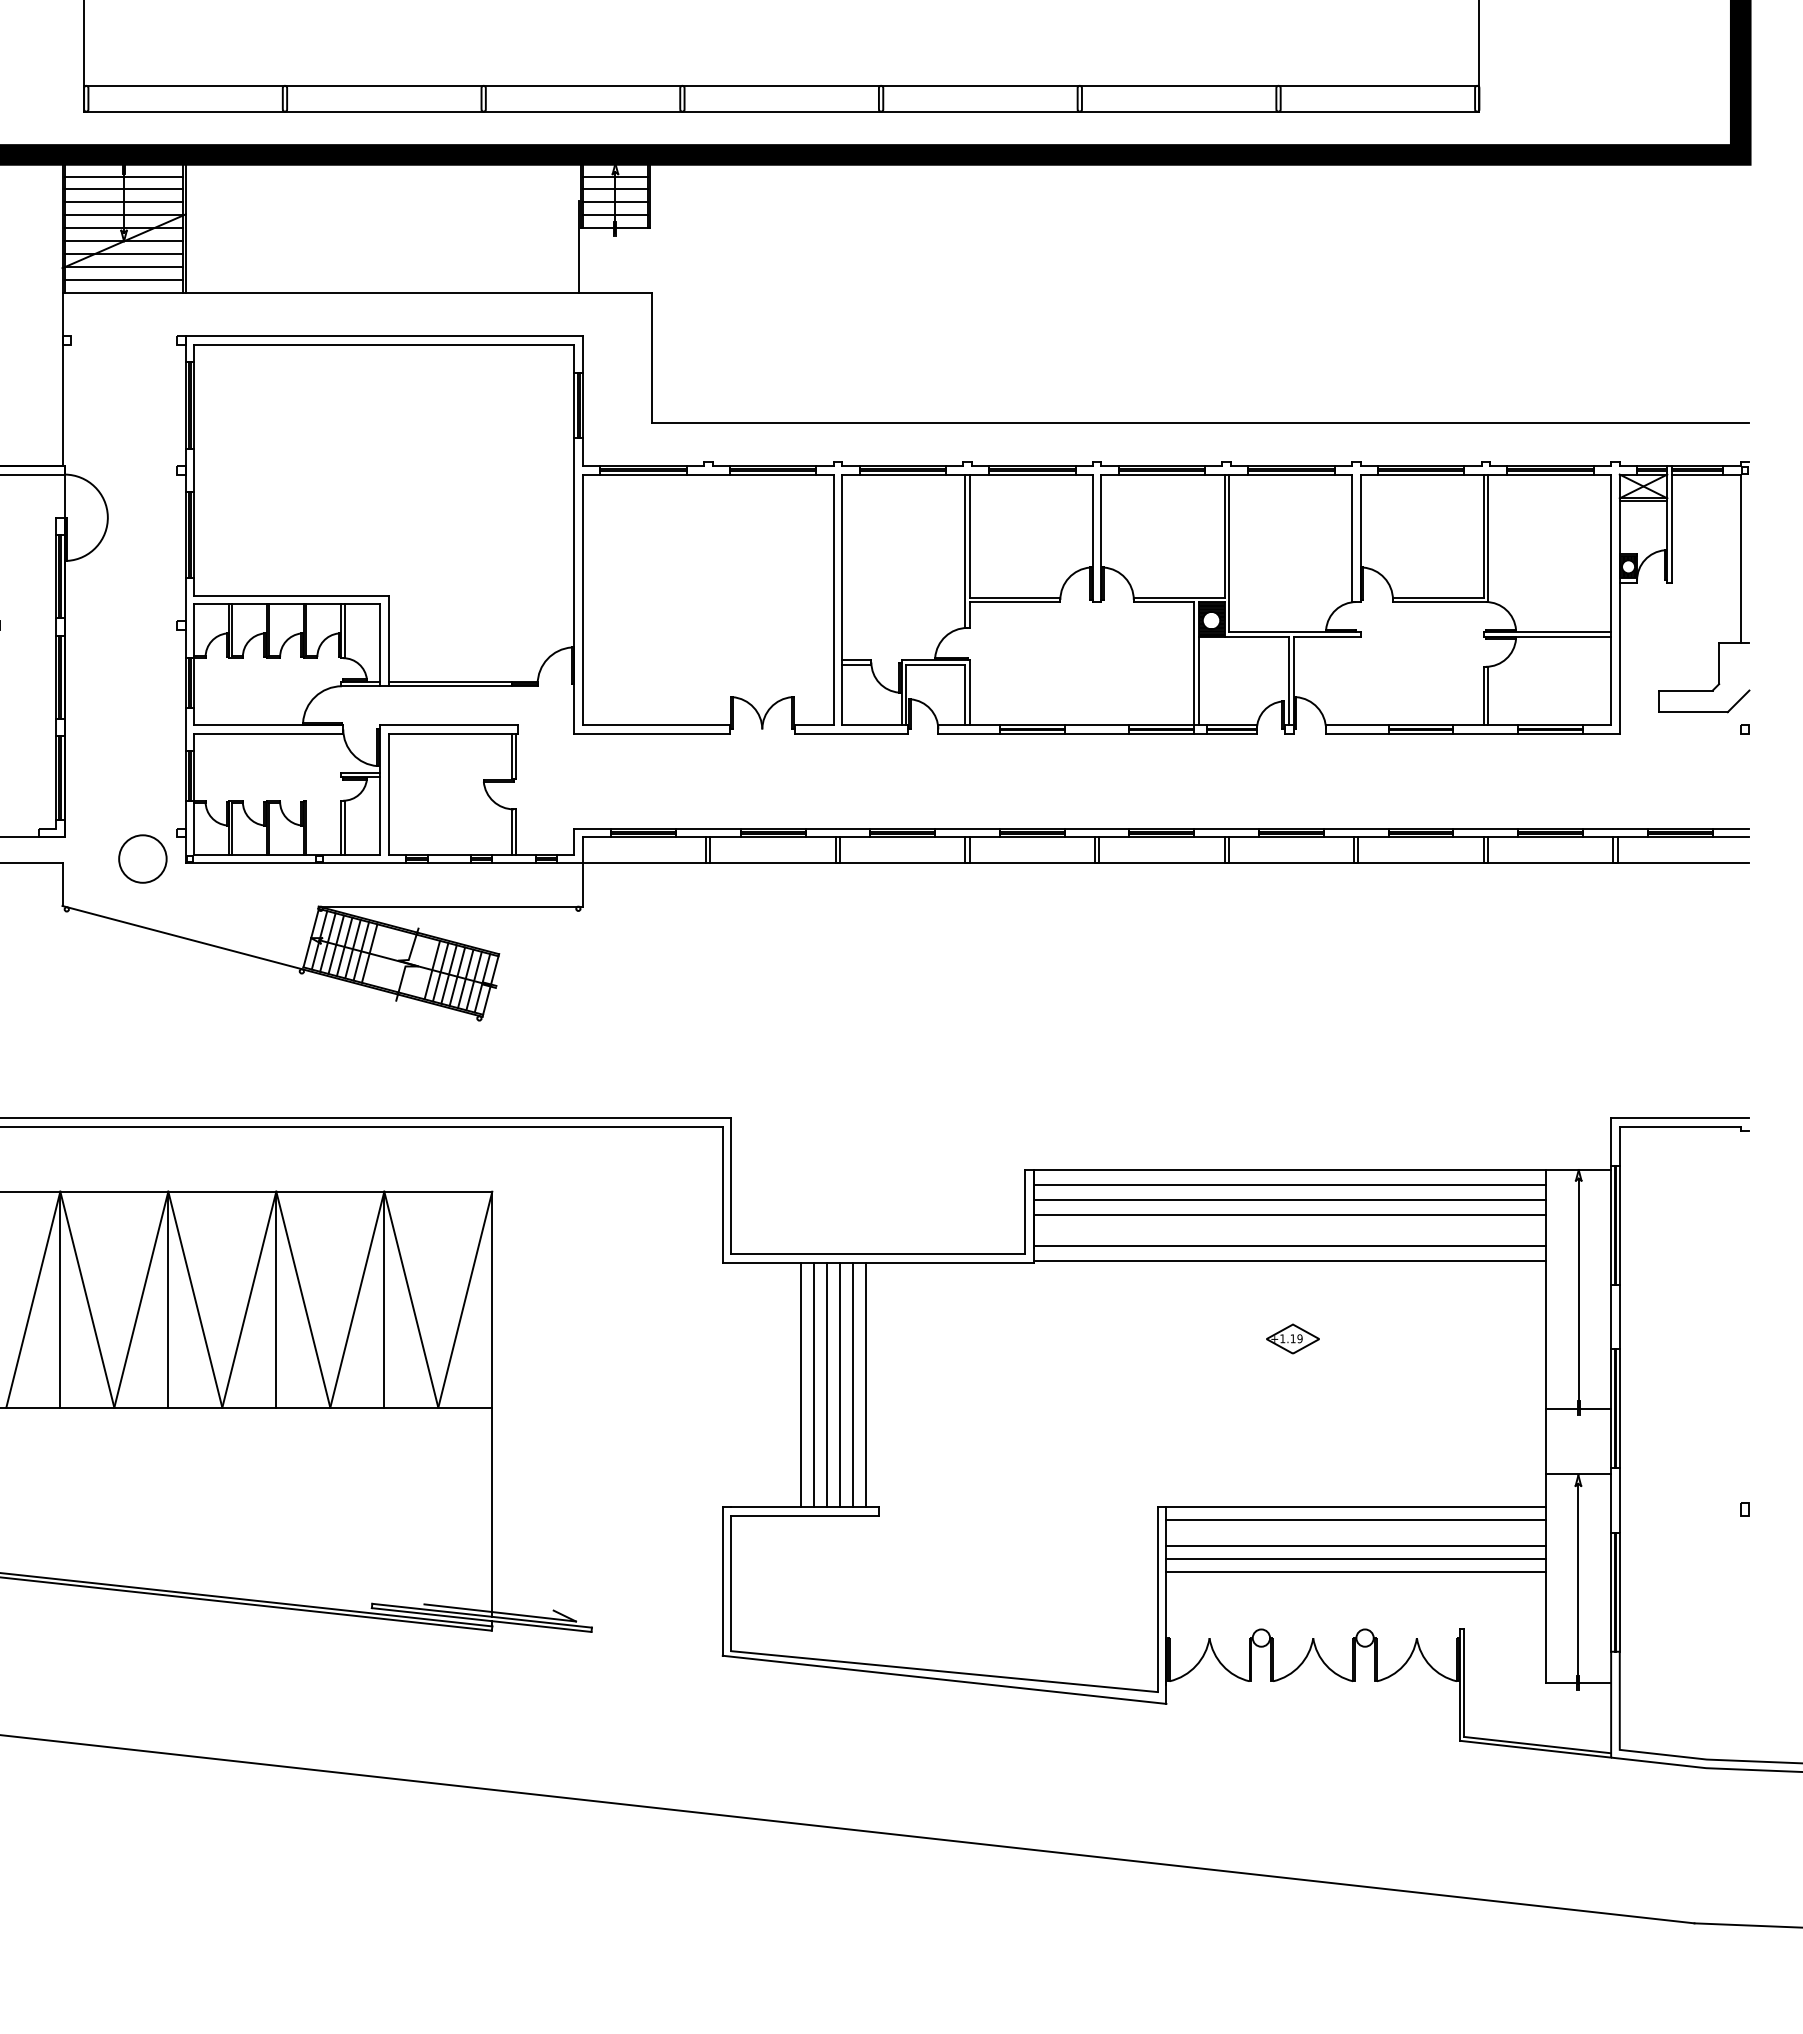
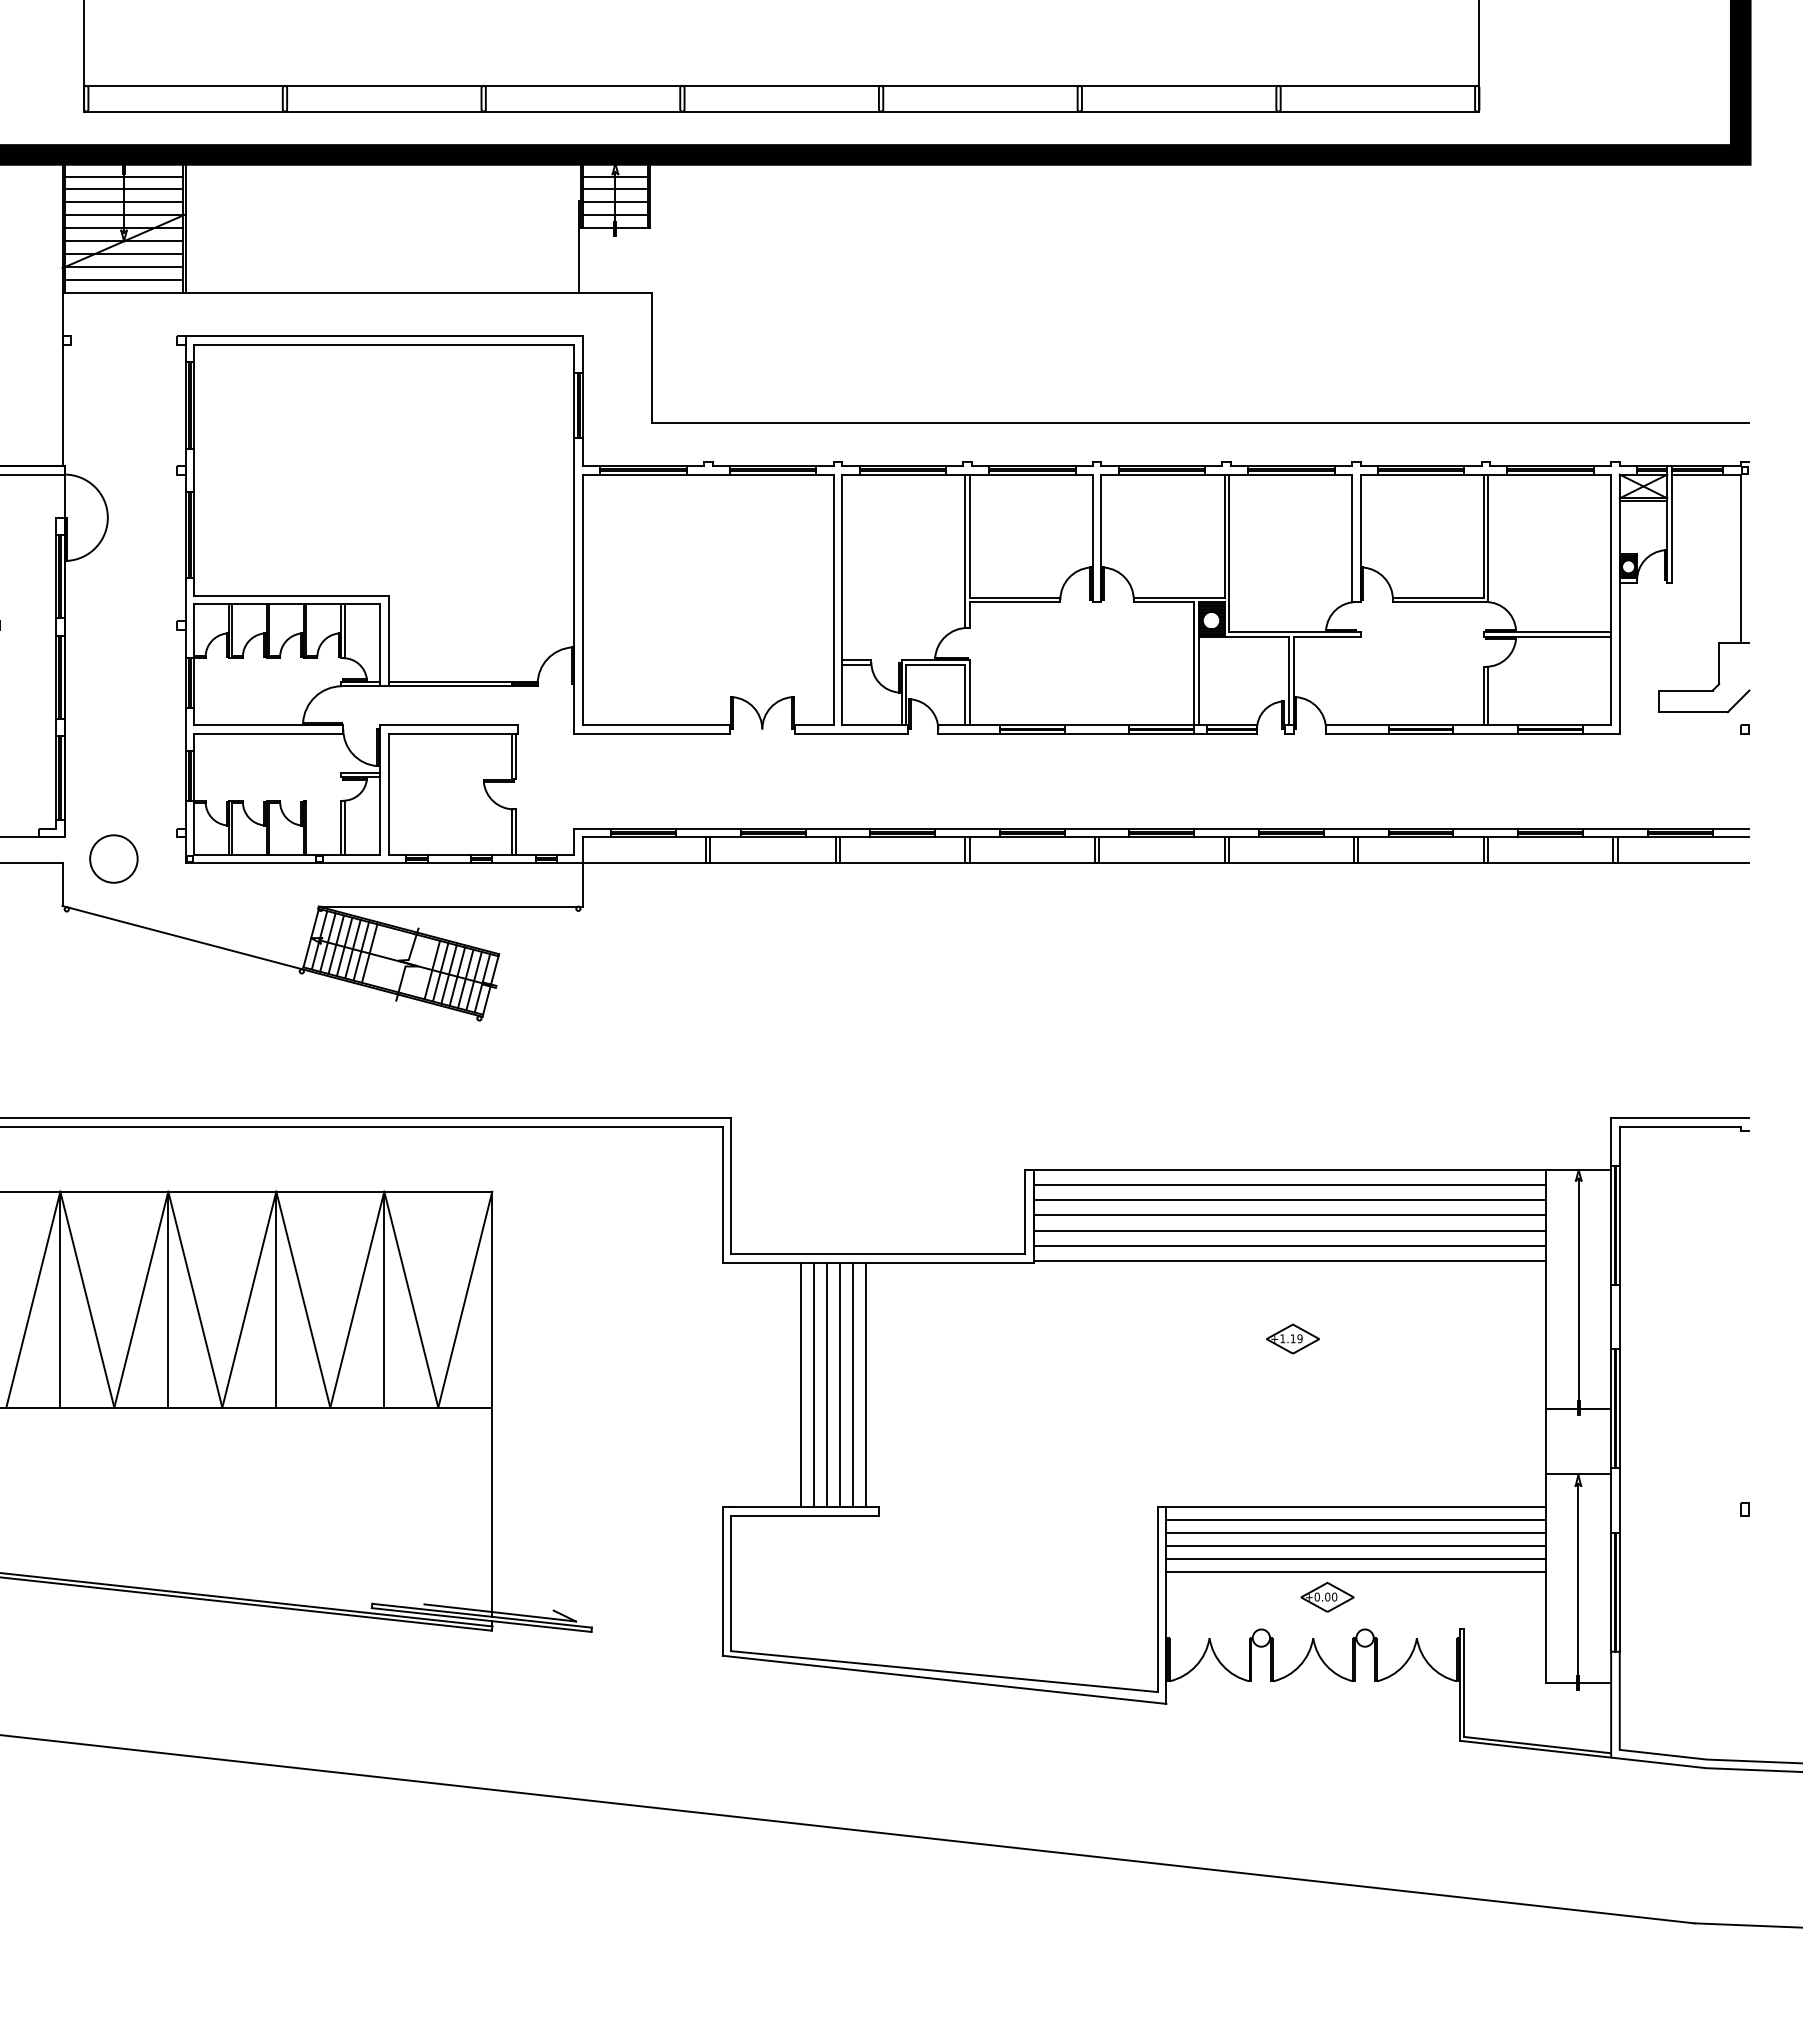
circle position: (142, 858) -> (113, 858) (113, 858)
line: none -> present (1289, 1230)
line: none -> present (1356, 1533)
part: none -> present (1327, 1596)
